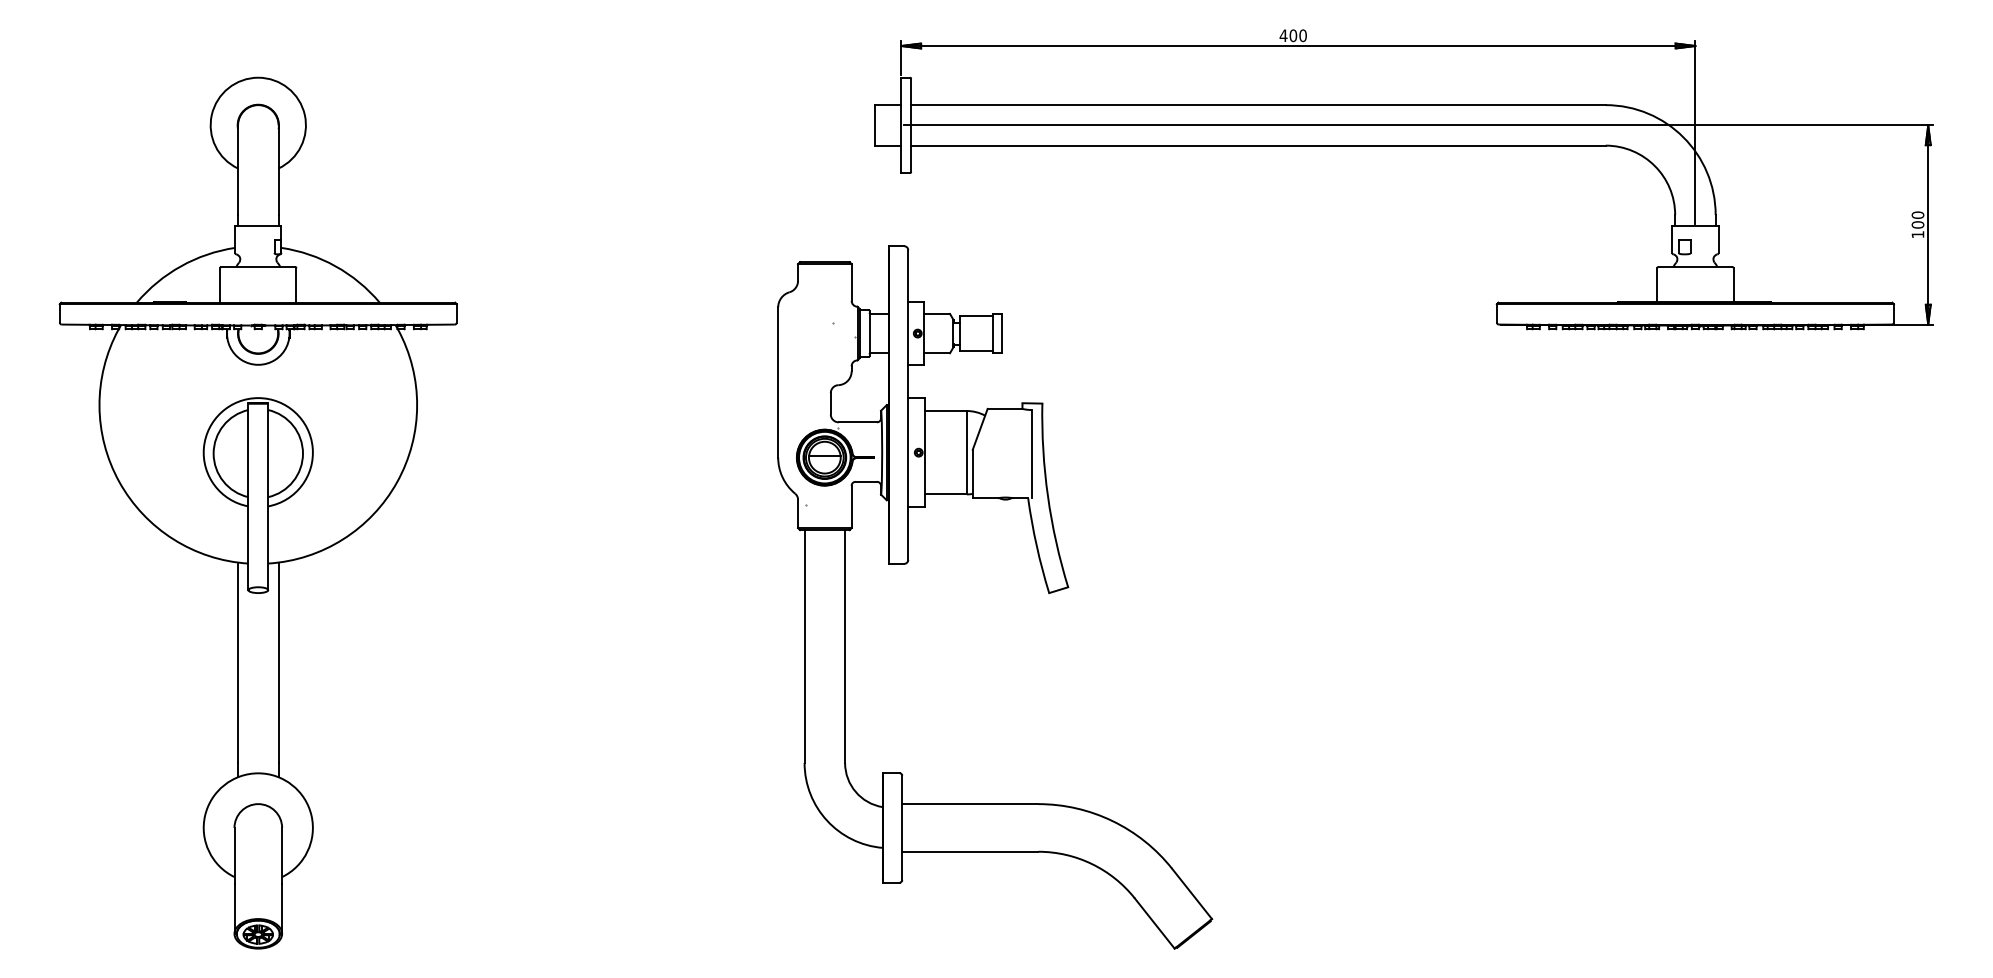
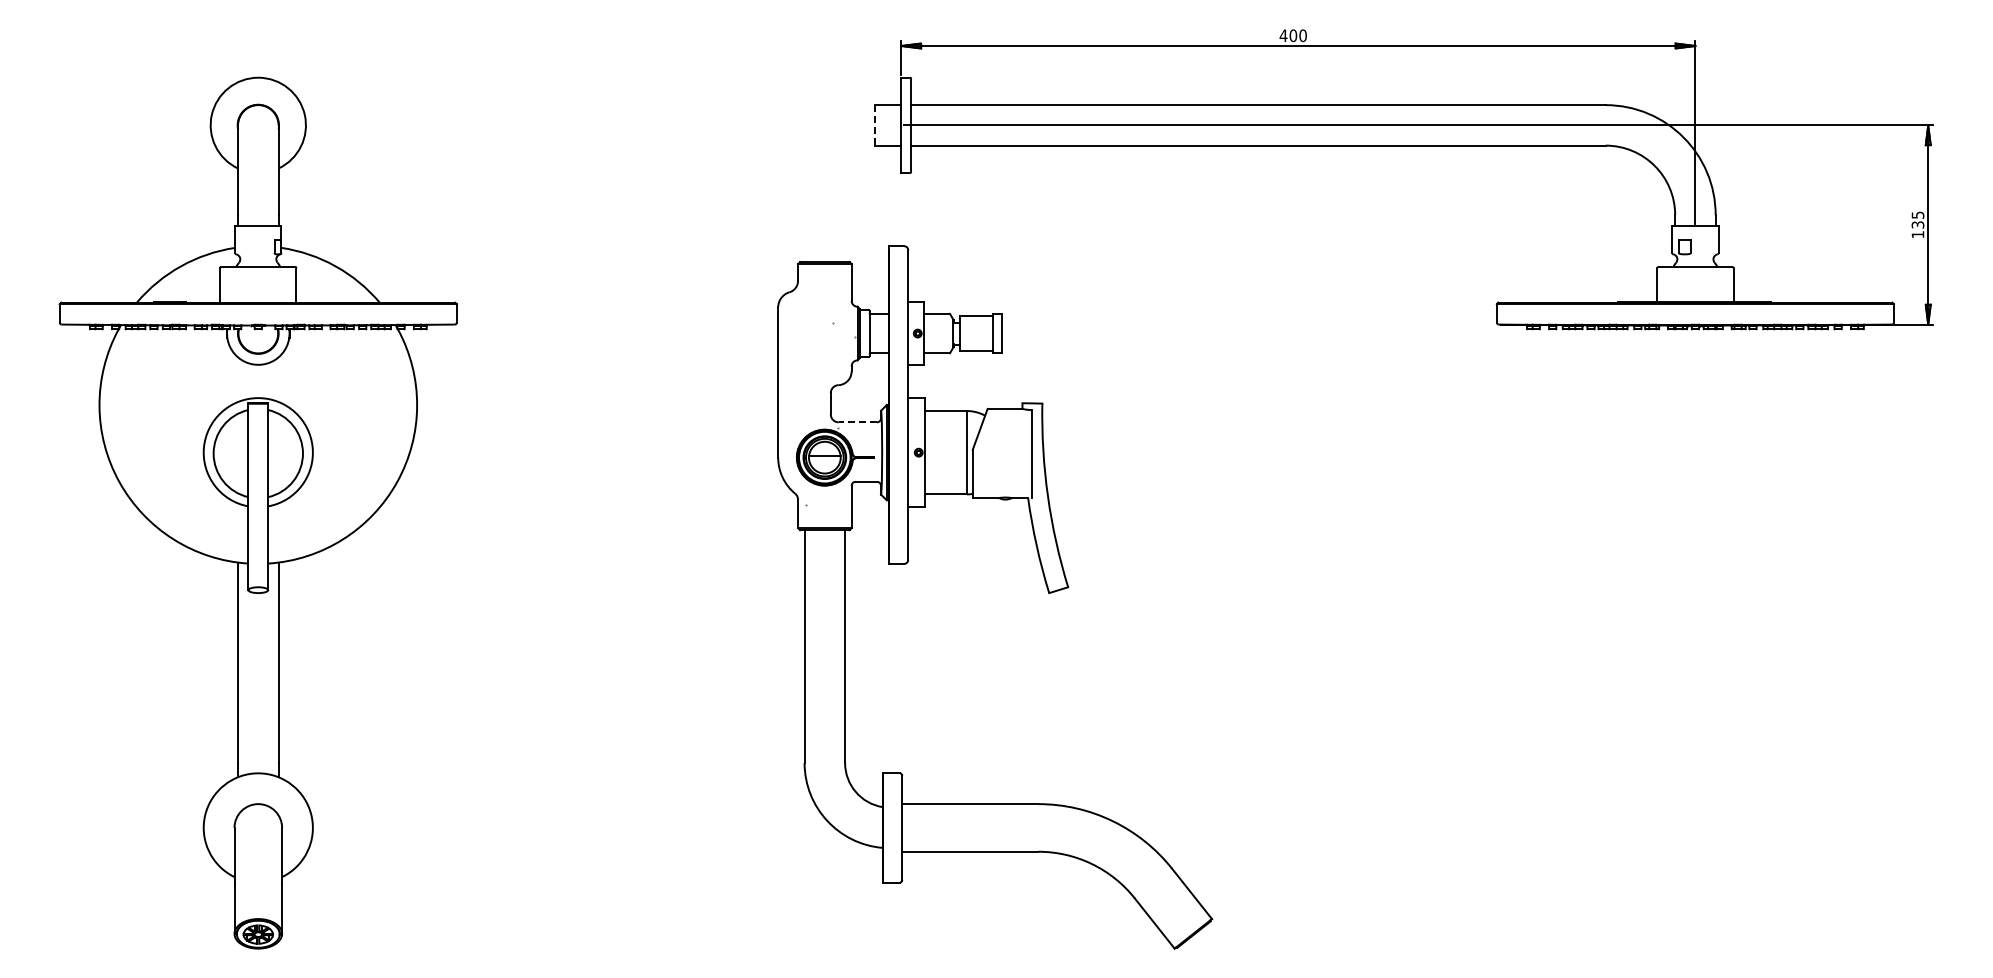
line: solid -> dashed (875, 125)
text: 100 -> 135 (1917, 219)
line: solid -> dashed (857, 422)
